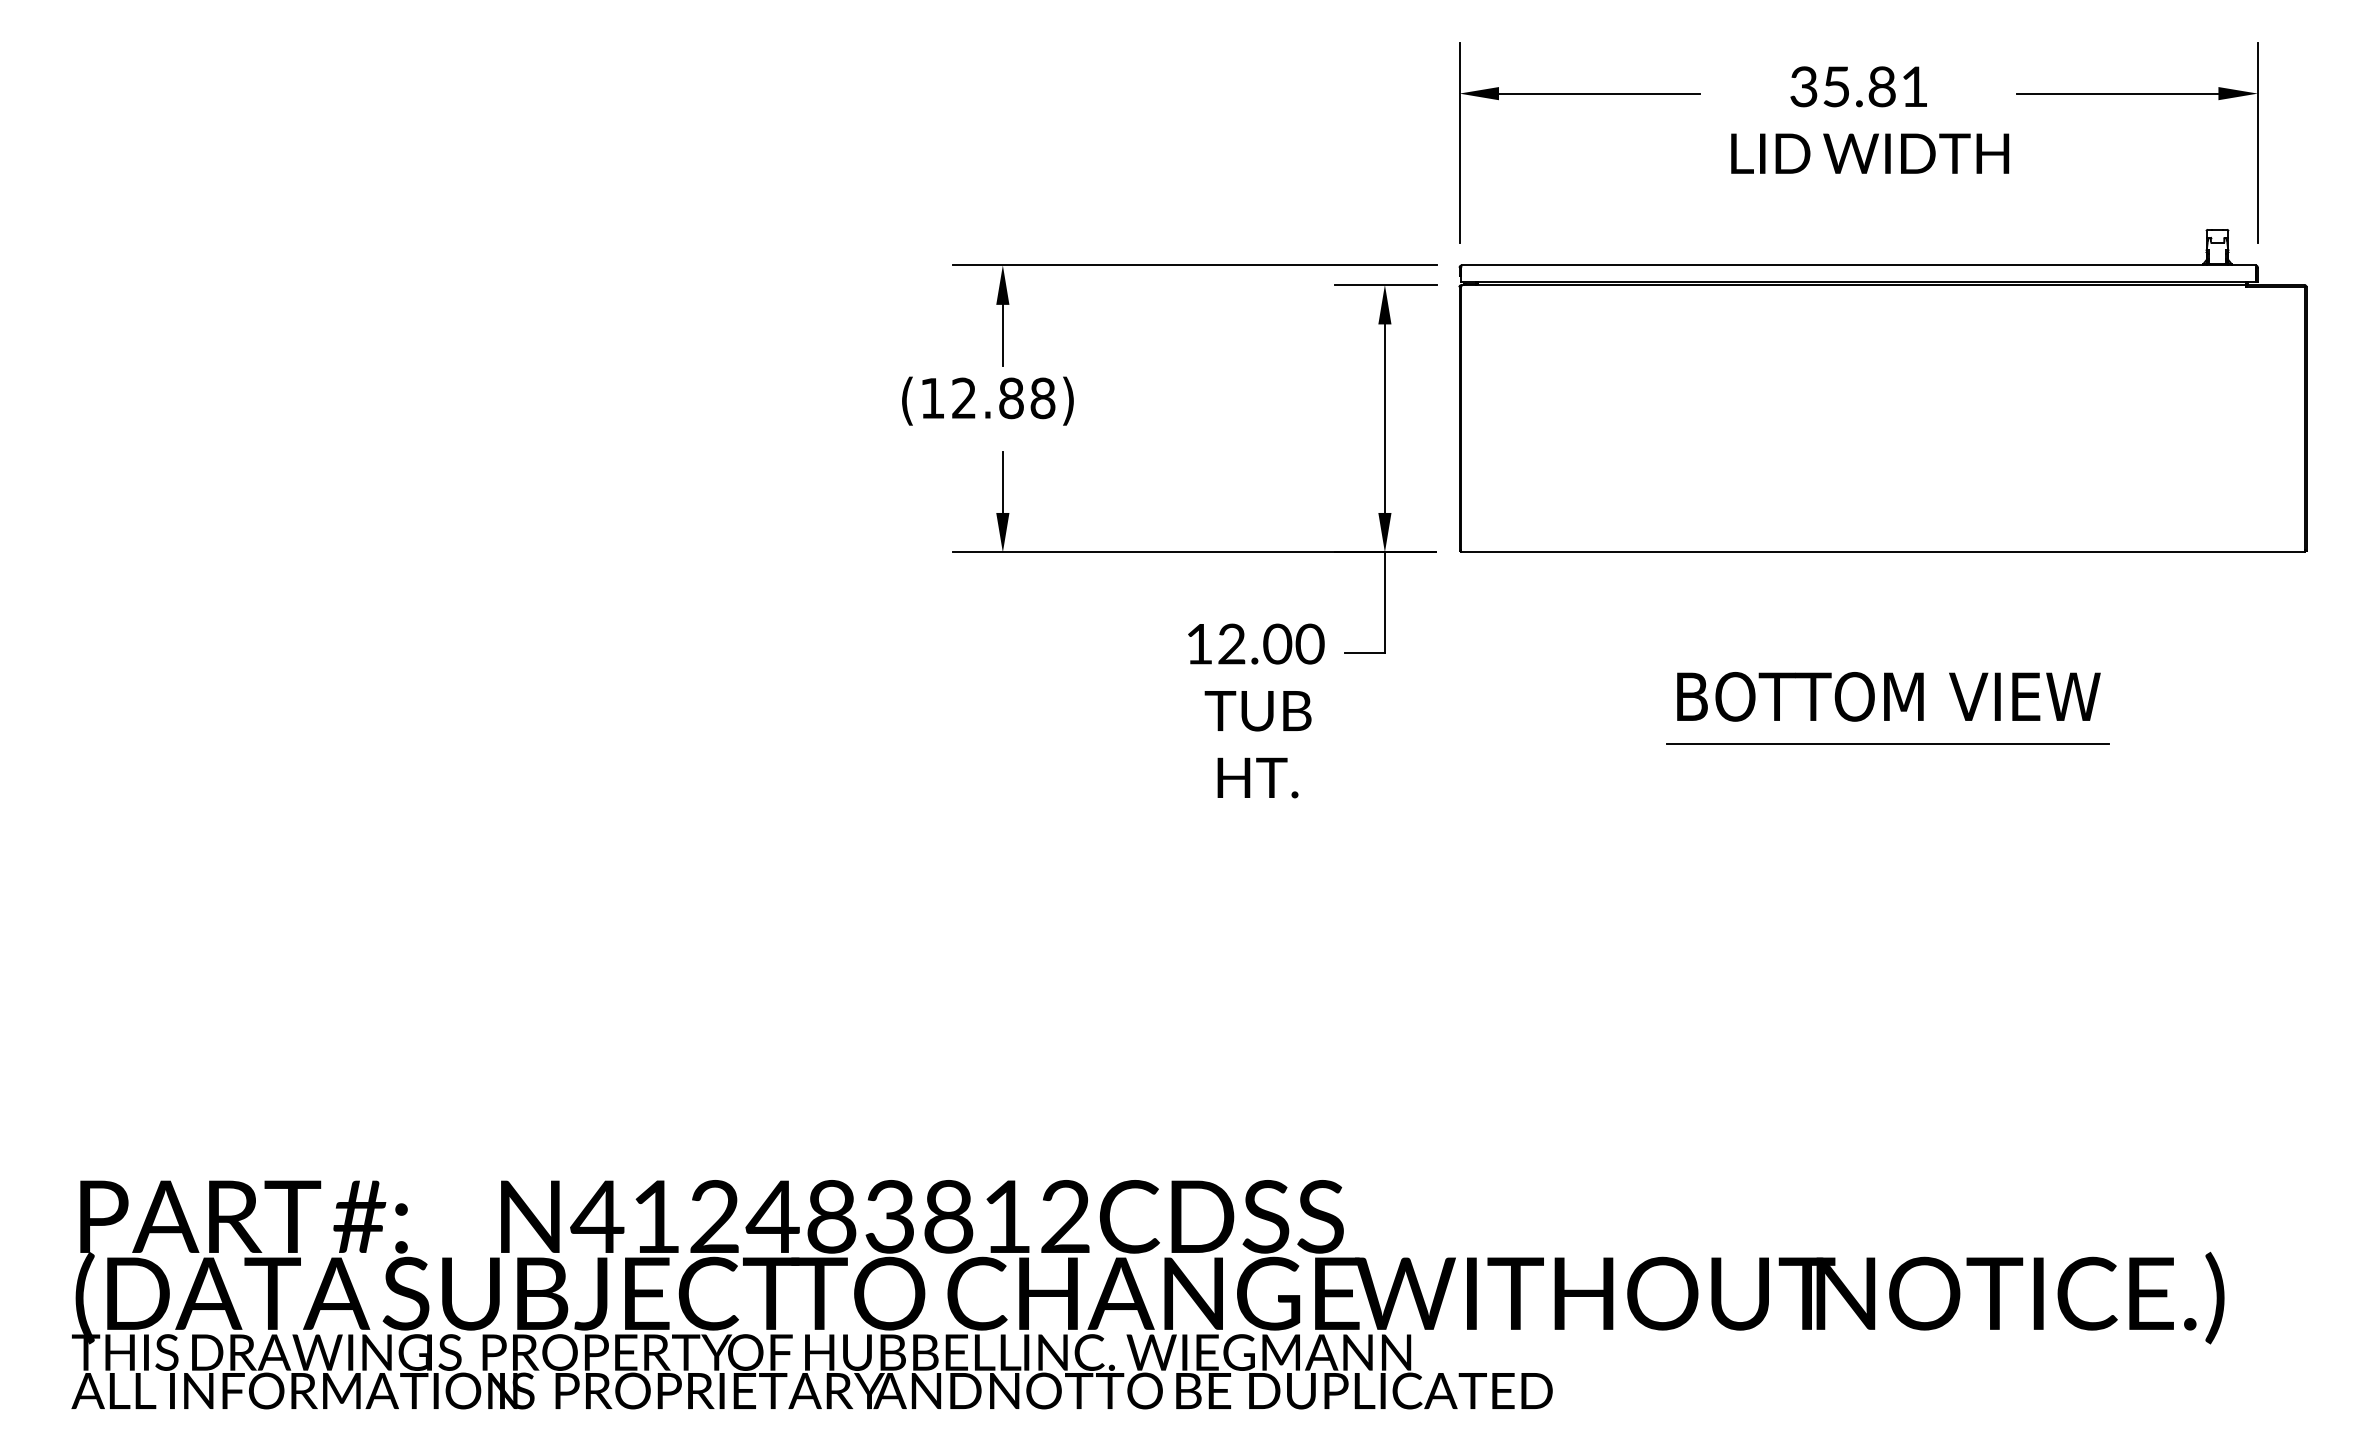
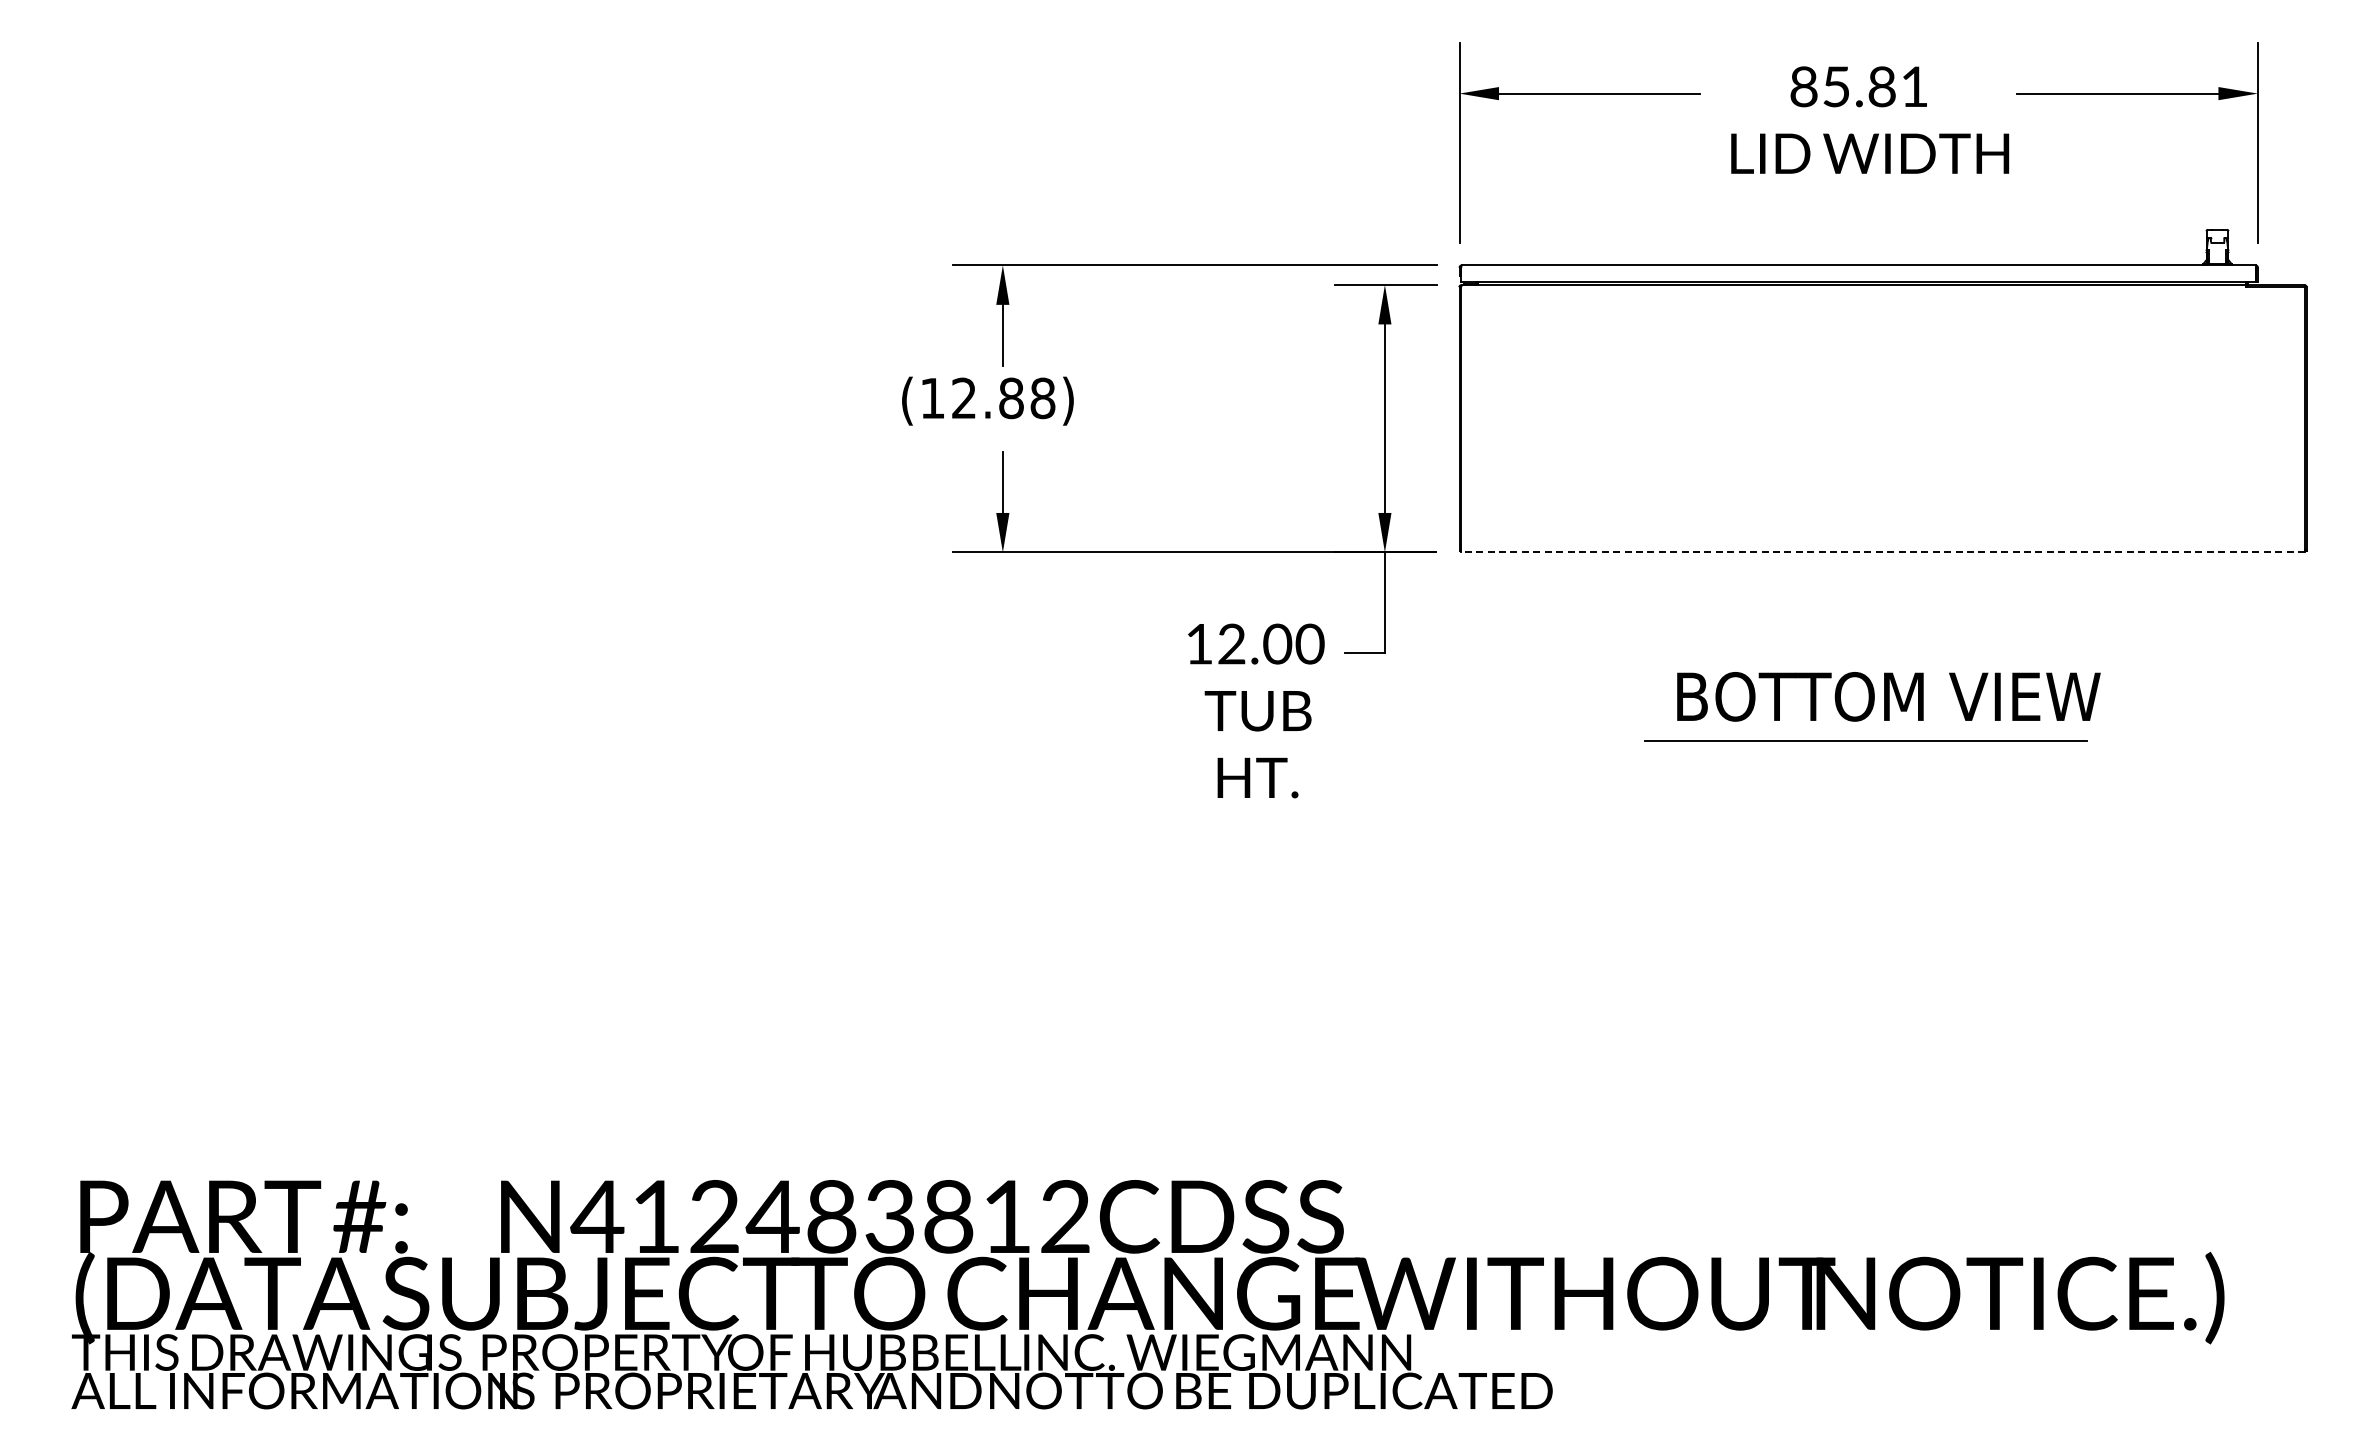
text: 35.81 -> 85.81 (1803, 86)
line: solid -> dashed (1883, 552)
line position: (1887, 743) -> (1865, 740) (1865, 740)
